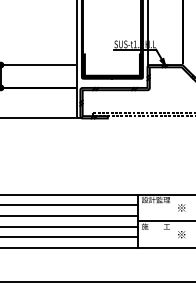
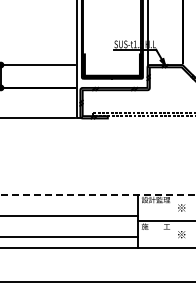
line: solid -> dashed (98, 194)
line: present -> none (70, 205)
line: present -> none (70, 226)
